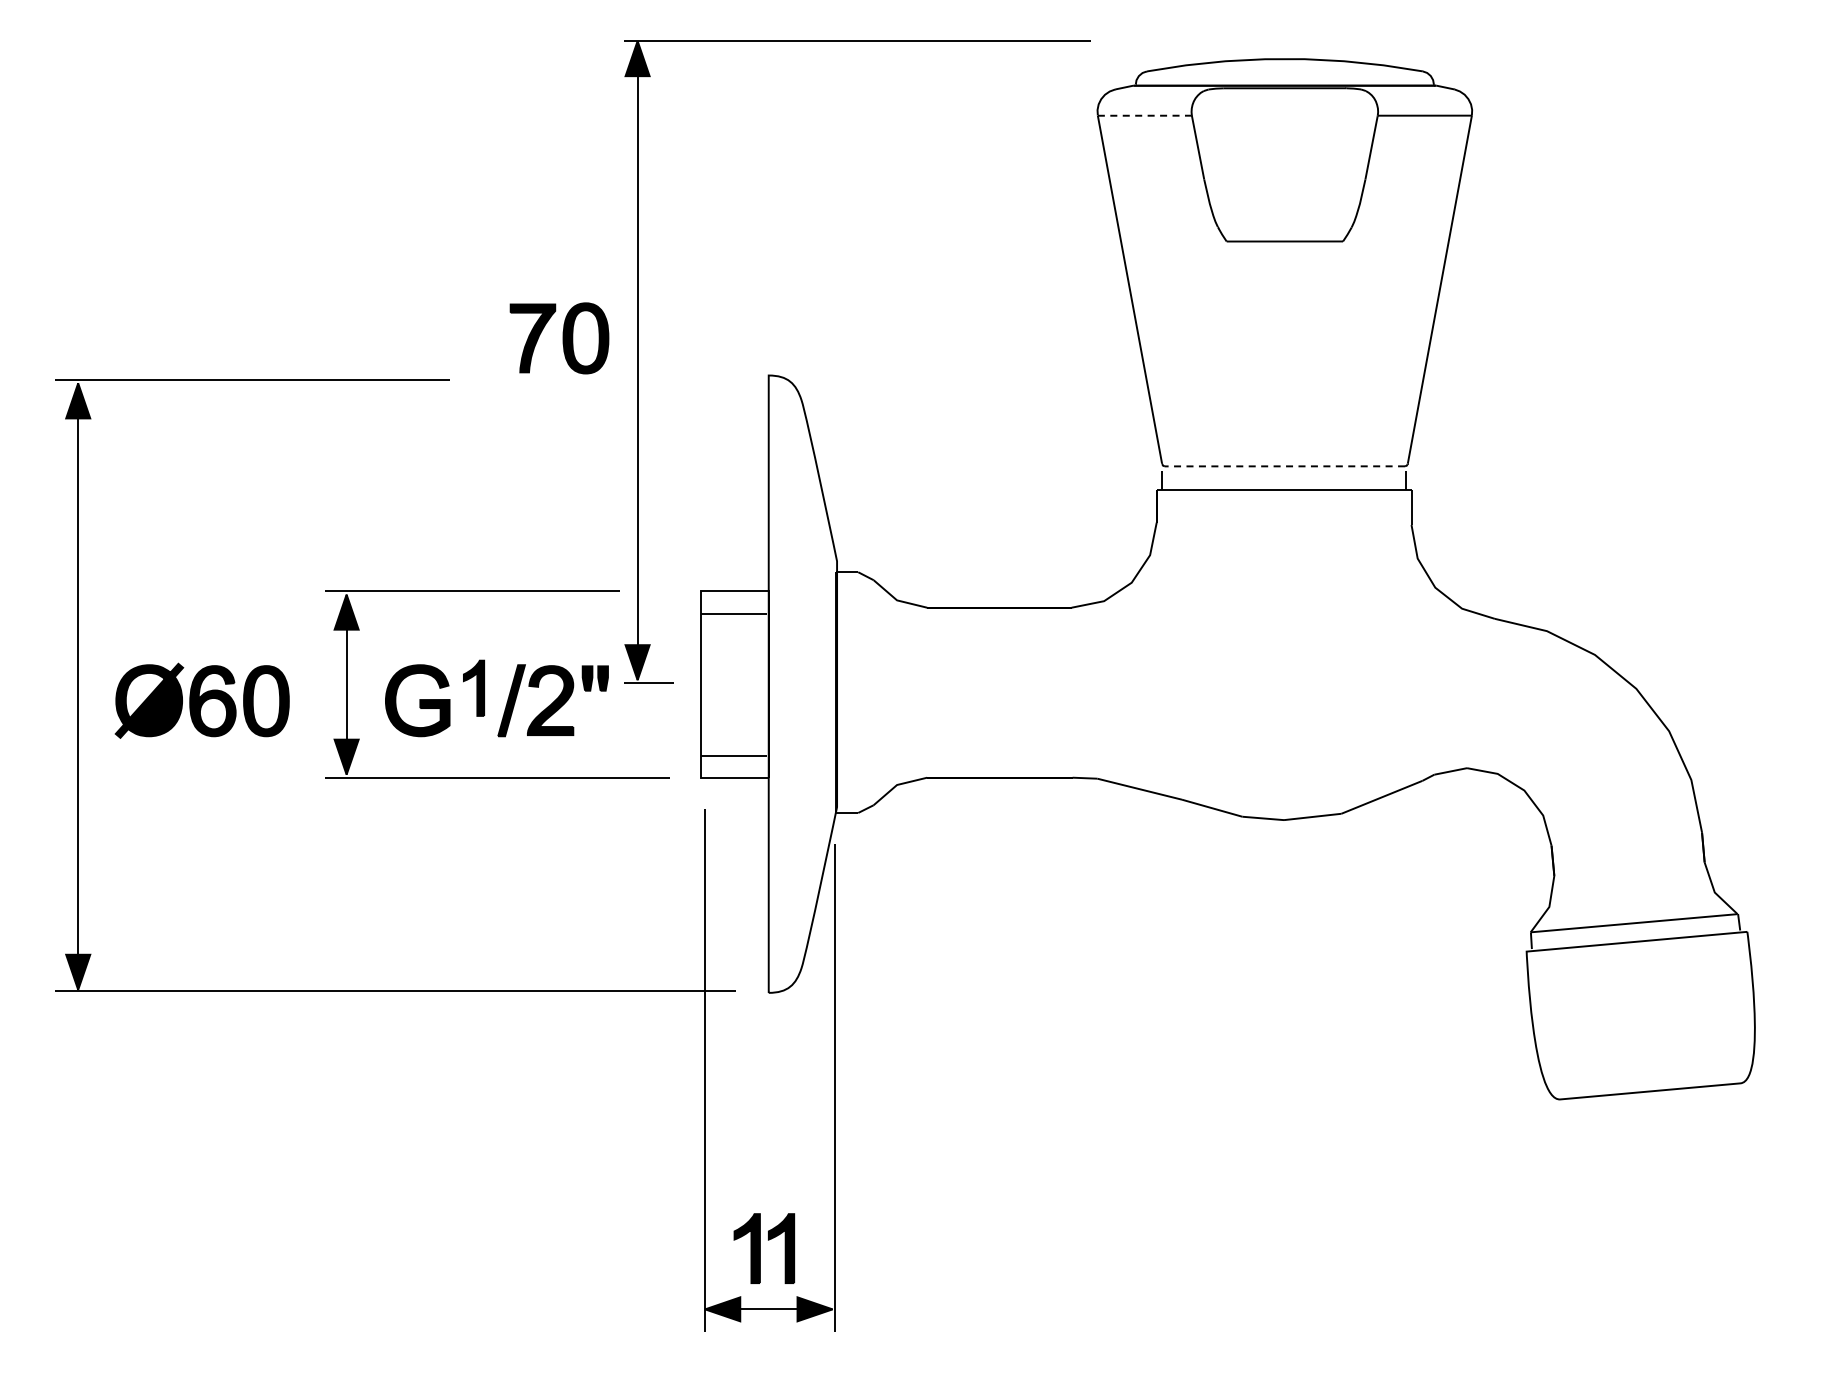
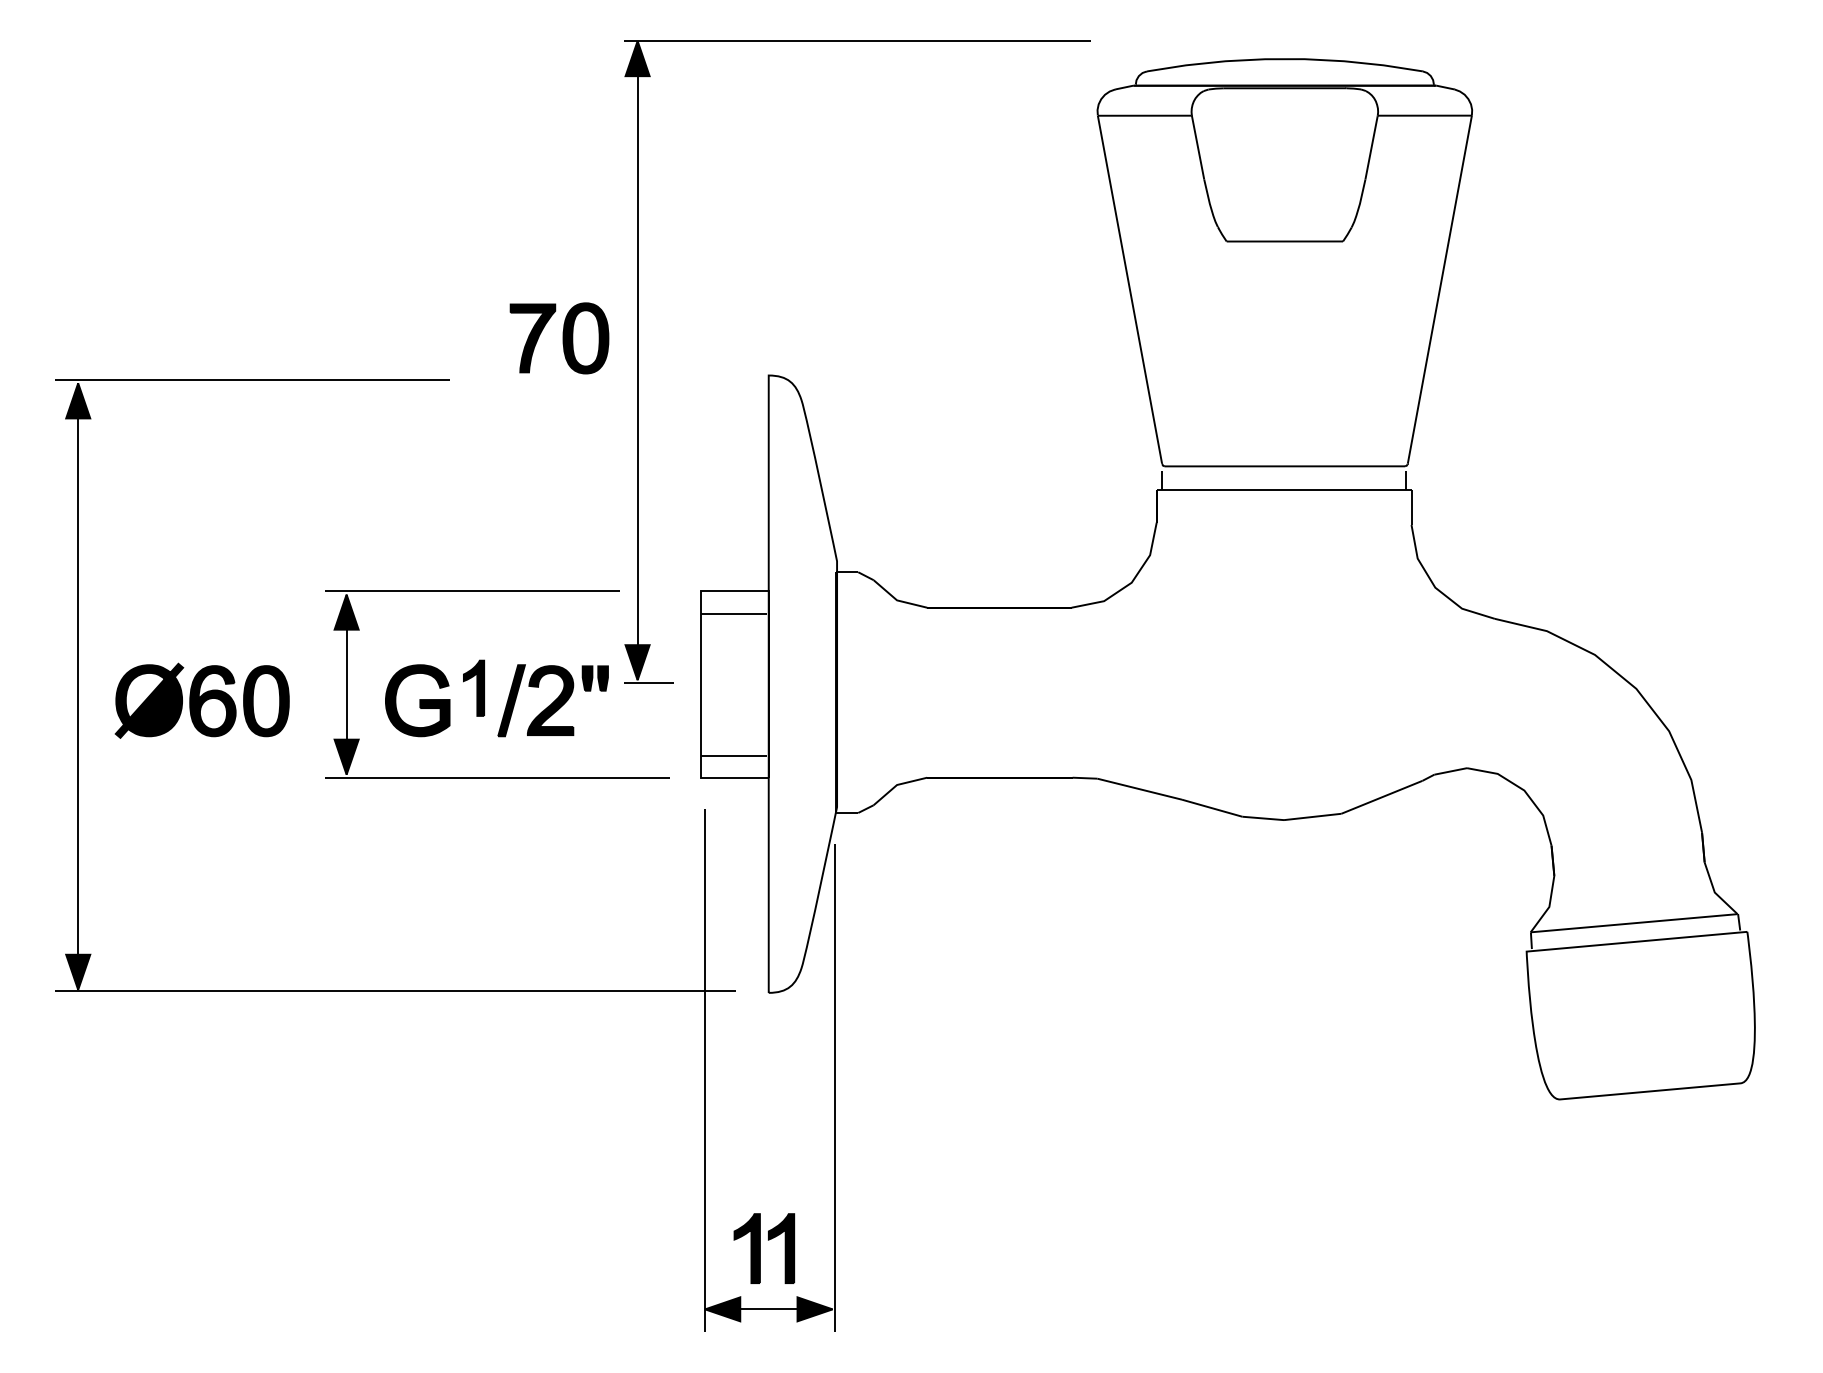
line: dashed -> solid (1146, 115)
line: dashed -> solid (1283, 466)
